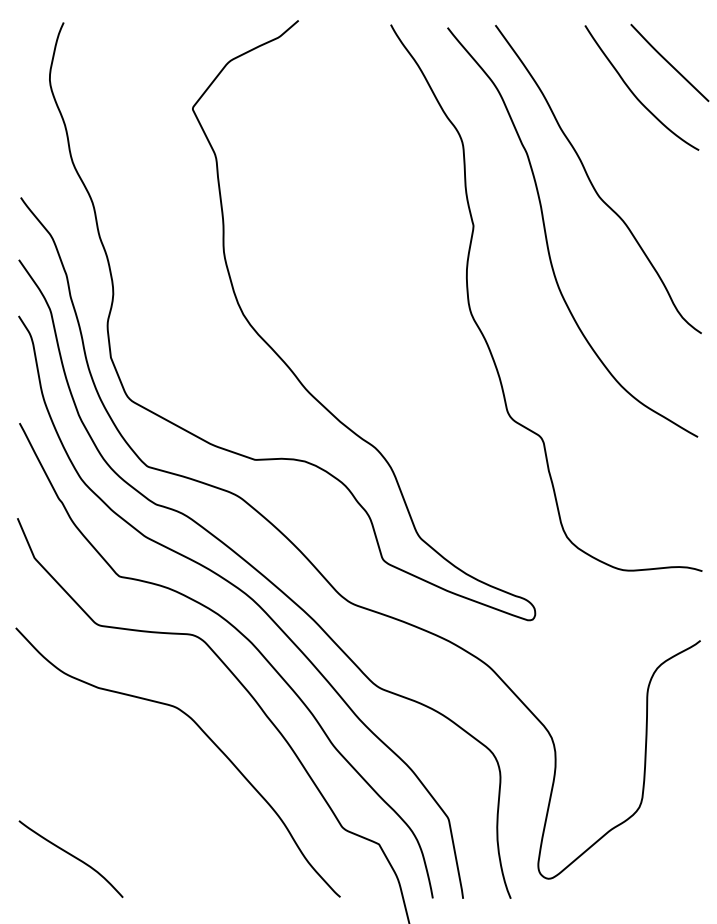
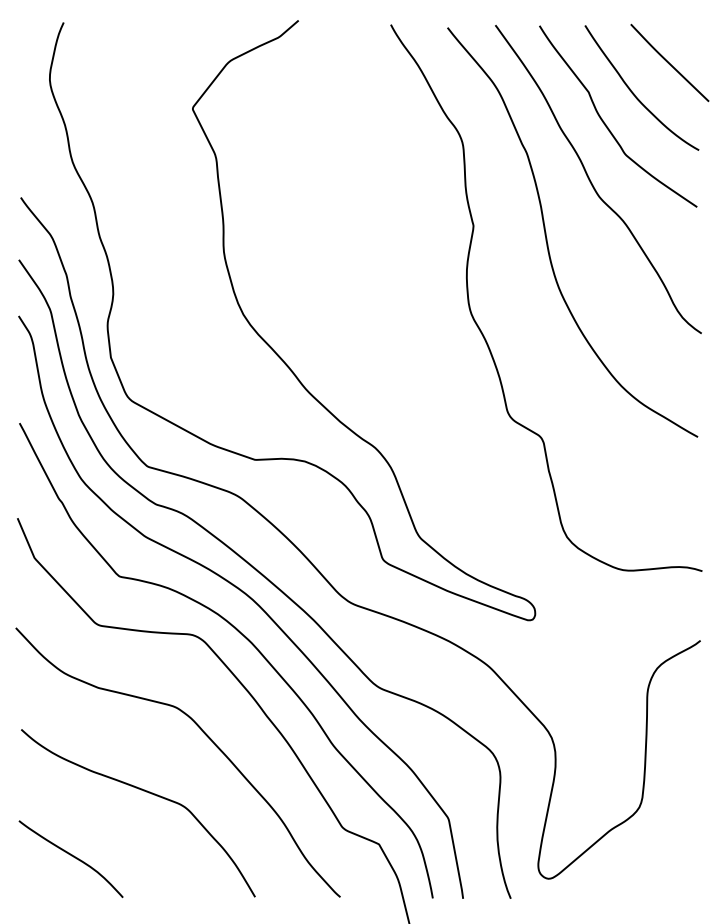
curve: none -> present (606, 124)
curve: none -> present (148, 793)
